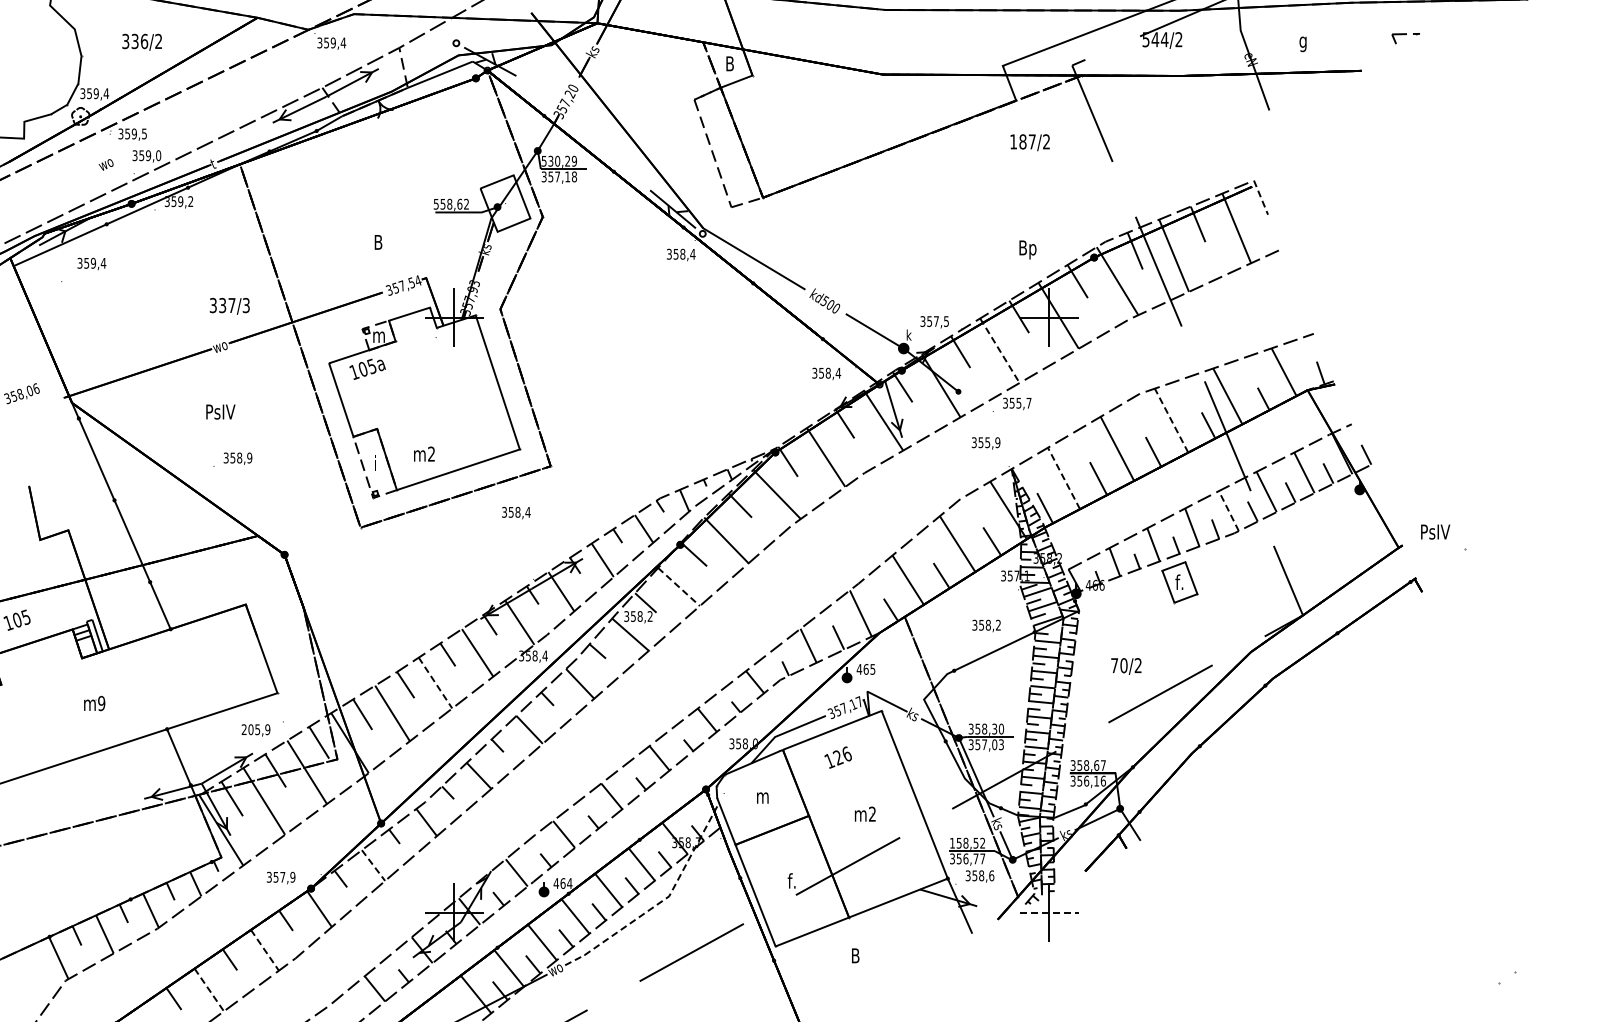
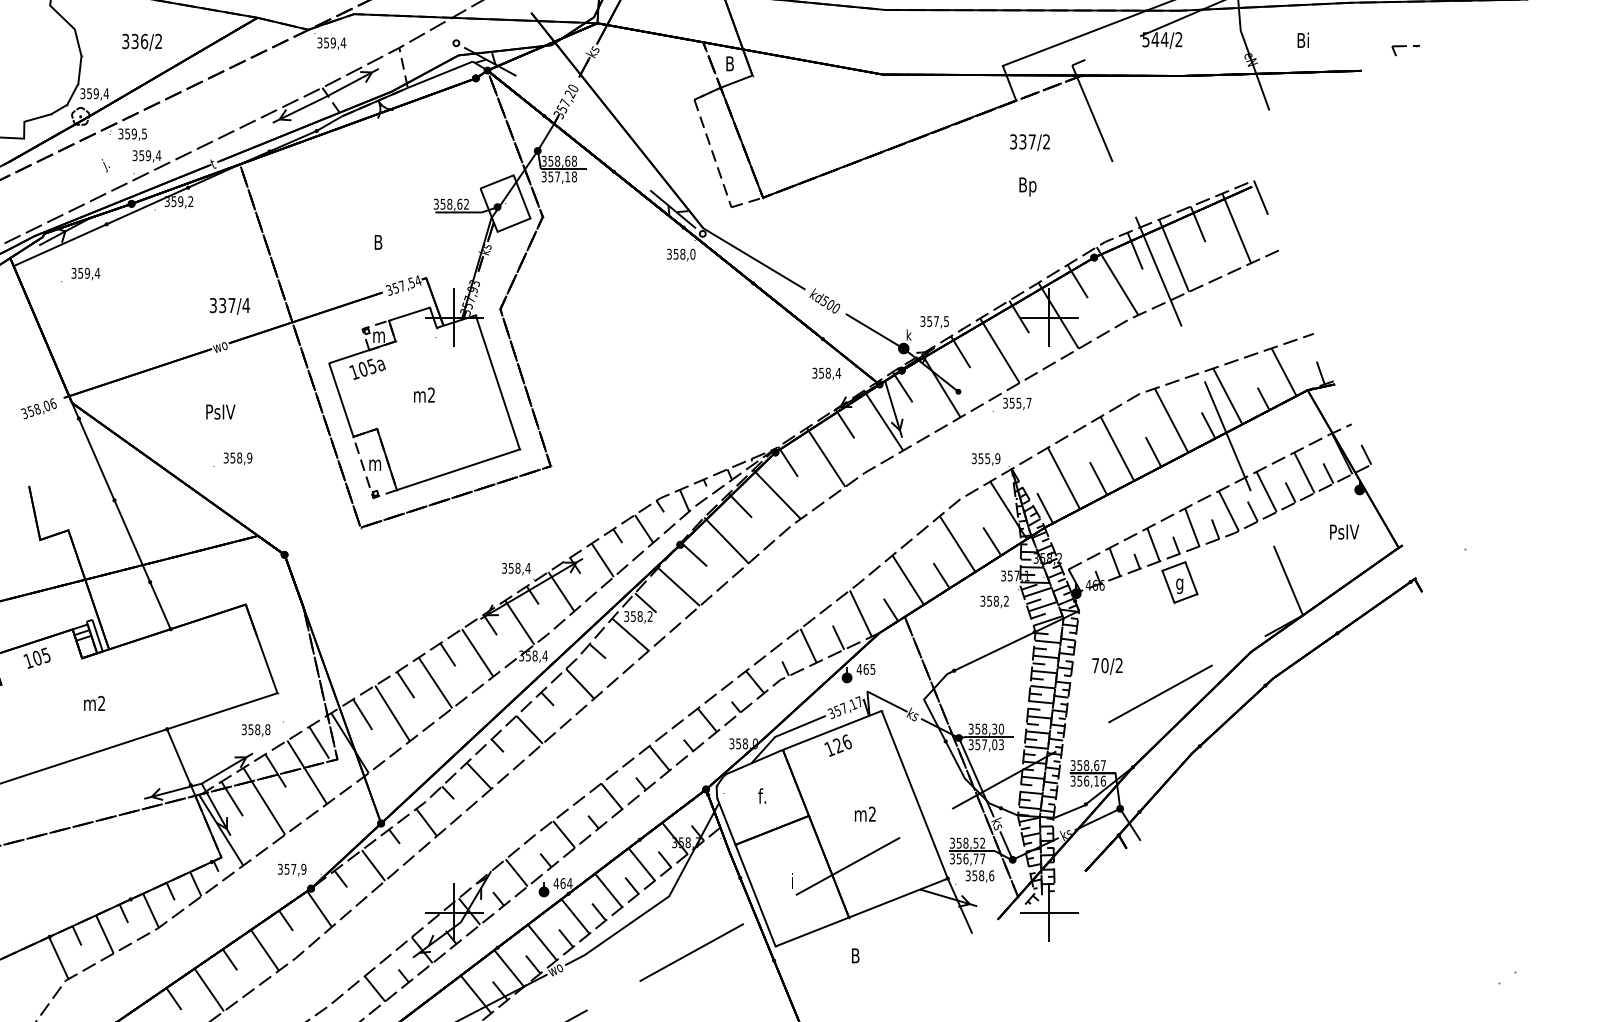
part position: (1405, 38) -> (1405, 50) (1405, 50)
text: g -> Bi (1302, 42)
text: 187/2 -> 337/2 (1018, 141)
text: 359,0 -> 359,4 (158, 155)
text: 530,29 -> 358,68 (559, 160)
text: wo -> j. (105, 165)
line: dashed -> solid (1261, 197)
text: 558,62 -> 358,62 (436, 203)
text position: (1027, 249) -> (1027, 186) (1027, 186)
text: 358,4 -> 358,0 (692, 253)
text position: (91, 263) -> (85, 273) (85, 273)
text: 337/3 -> 337/4 (246, 305)
line: dashed -> solid (999, 350)
text position: (21, 393) -> (38, 408) (38, 408)
line: dashed -> solid (1171, 420)
text position: (985, 443) -> (985, 459) (985, 459)
text position: (424, 453) -> (424, 394) (424, 394)
text: i -> m (375, 462)
line: dashed -> solid (1063, 478)
line: dashed -> solid (1228, 510)
text position: (516, 513) -> (516, 569) (516, 569)
text position: (1435, 531) -> (1344, 531) (1344, 531)
text: f. -> g (1179, 584)
line: dashed -> solid (679, 587)
text position: (16, 619) -> (36, 657) (36, 657)
text position: (986, 625) -> (994, 601) (994, 601)
text position: (1126, 666) -> (1107, 666) (1107, 666)
line: dashed -> solid (435, 683)
text: m9 -> m2 (101, 703)
text: 205,9 -> 358,8 (255, 729)
text position: (837, 757) -> (837, 745) (837, 745)
text: m -> f. (762, 795)
text: 158,52 -> 358,52 (952, 842)
line: dashed -> solid (373, 865)
text position: (280, 877) -> (291, 869) (291, 869)
text: f. -> i (791, 880)
line: dashed -> solid (661, 902)
line: dashed -> solid (1049, 912)
line: dashed -> solid (264, 950)
line: dashed -> solid (209, 990)
